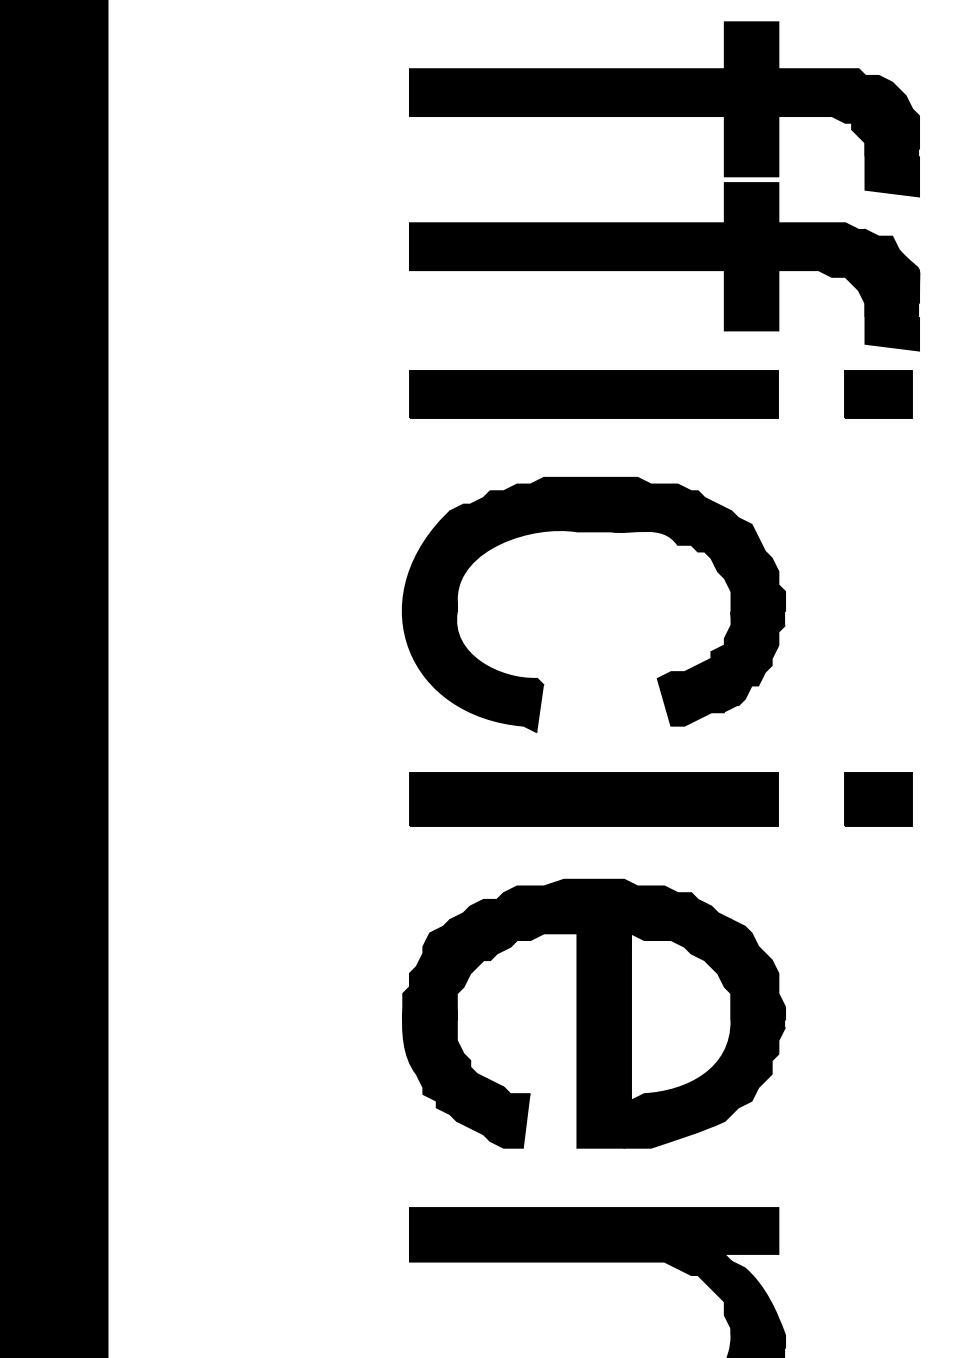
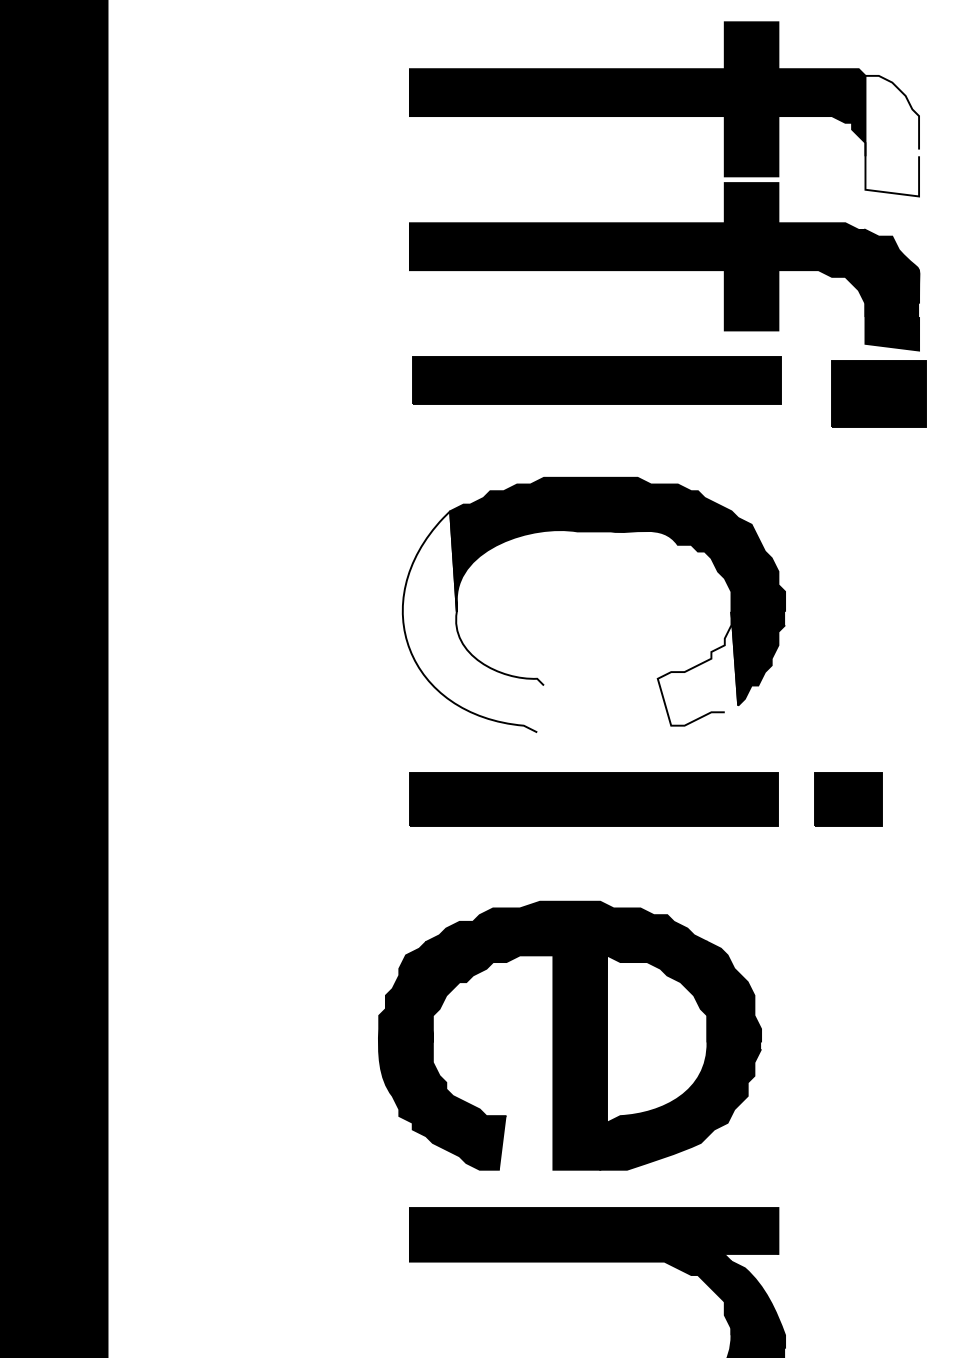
fill: present -> none (892, 135)
part position: (593, 394) -> (596, 380) (596, 380)
part size: 69x49 px -> 96x68 px (878, 393)
fill: present -> none (473, 621)
fill: present -> none (697, 668)
part position: (878, 799) -> (848, 799) (848, 799)
part position: (593, 1013) -> (569, 1035) (569, 1035)
